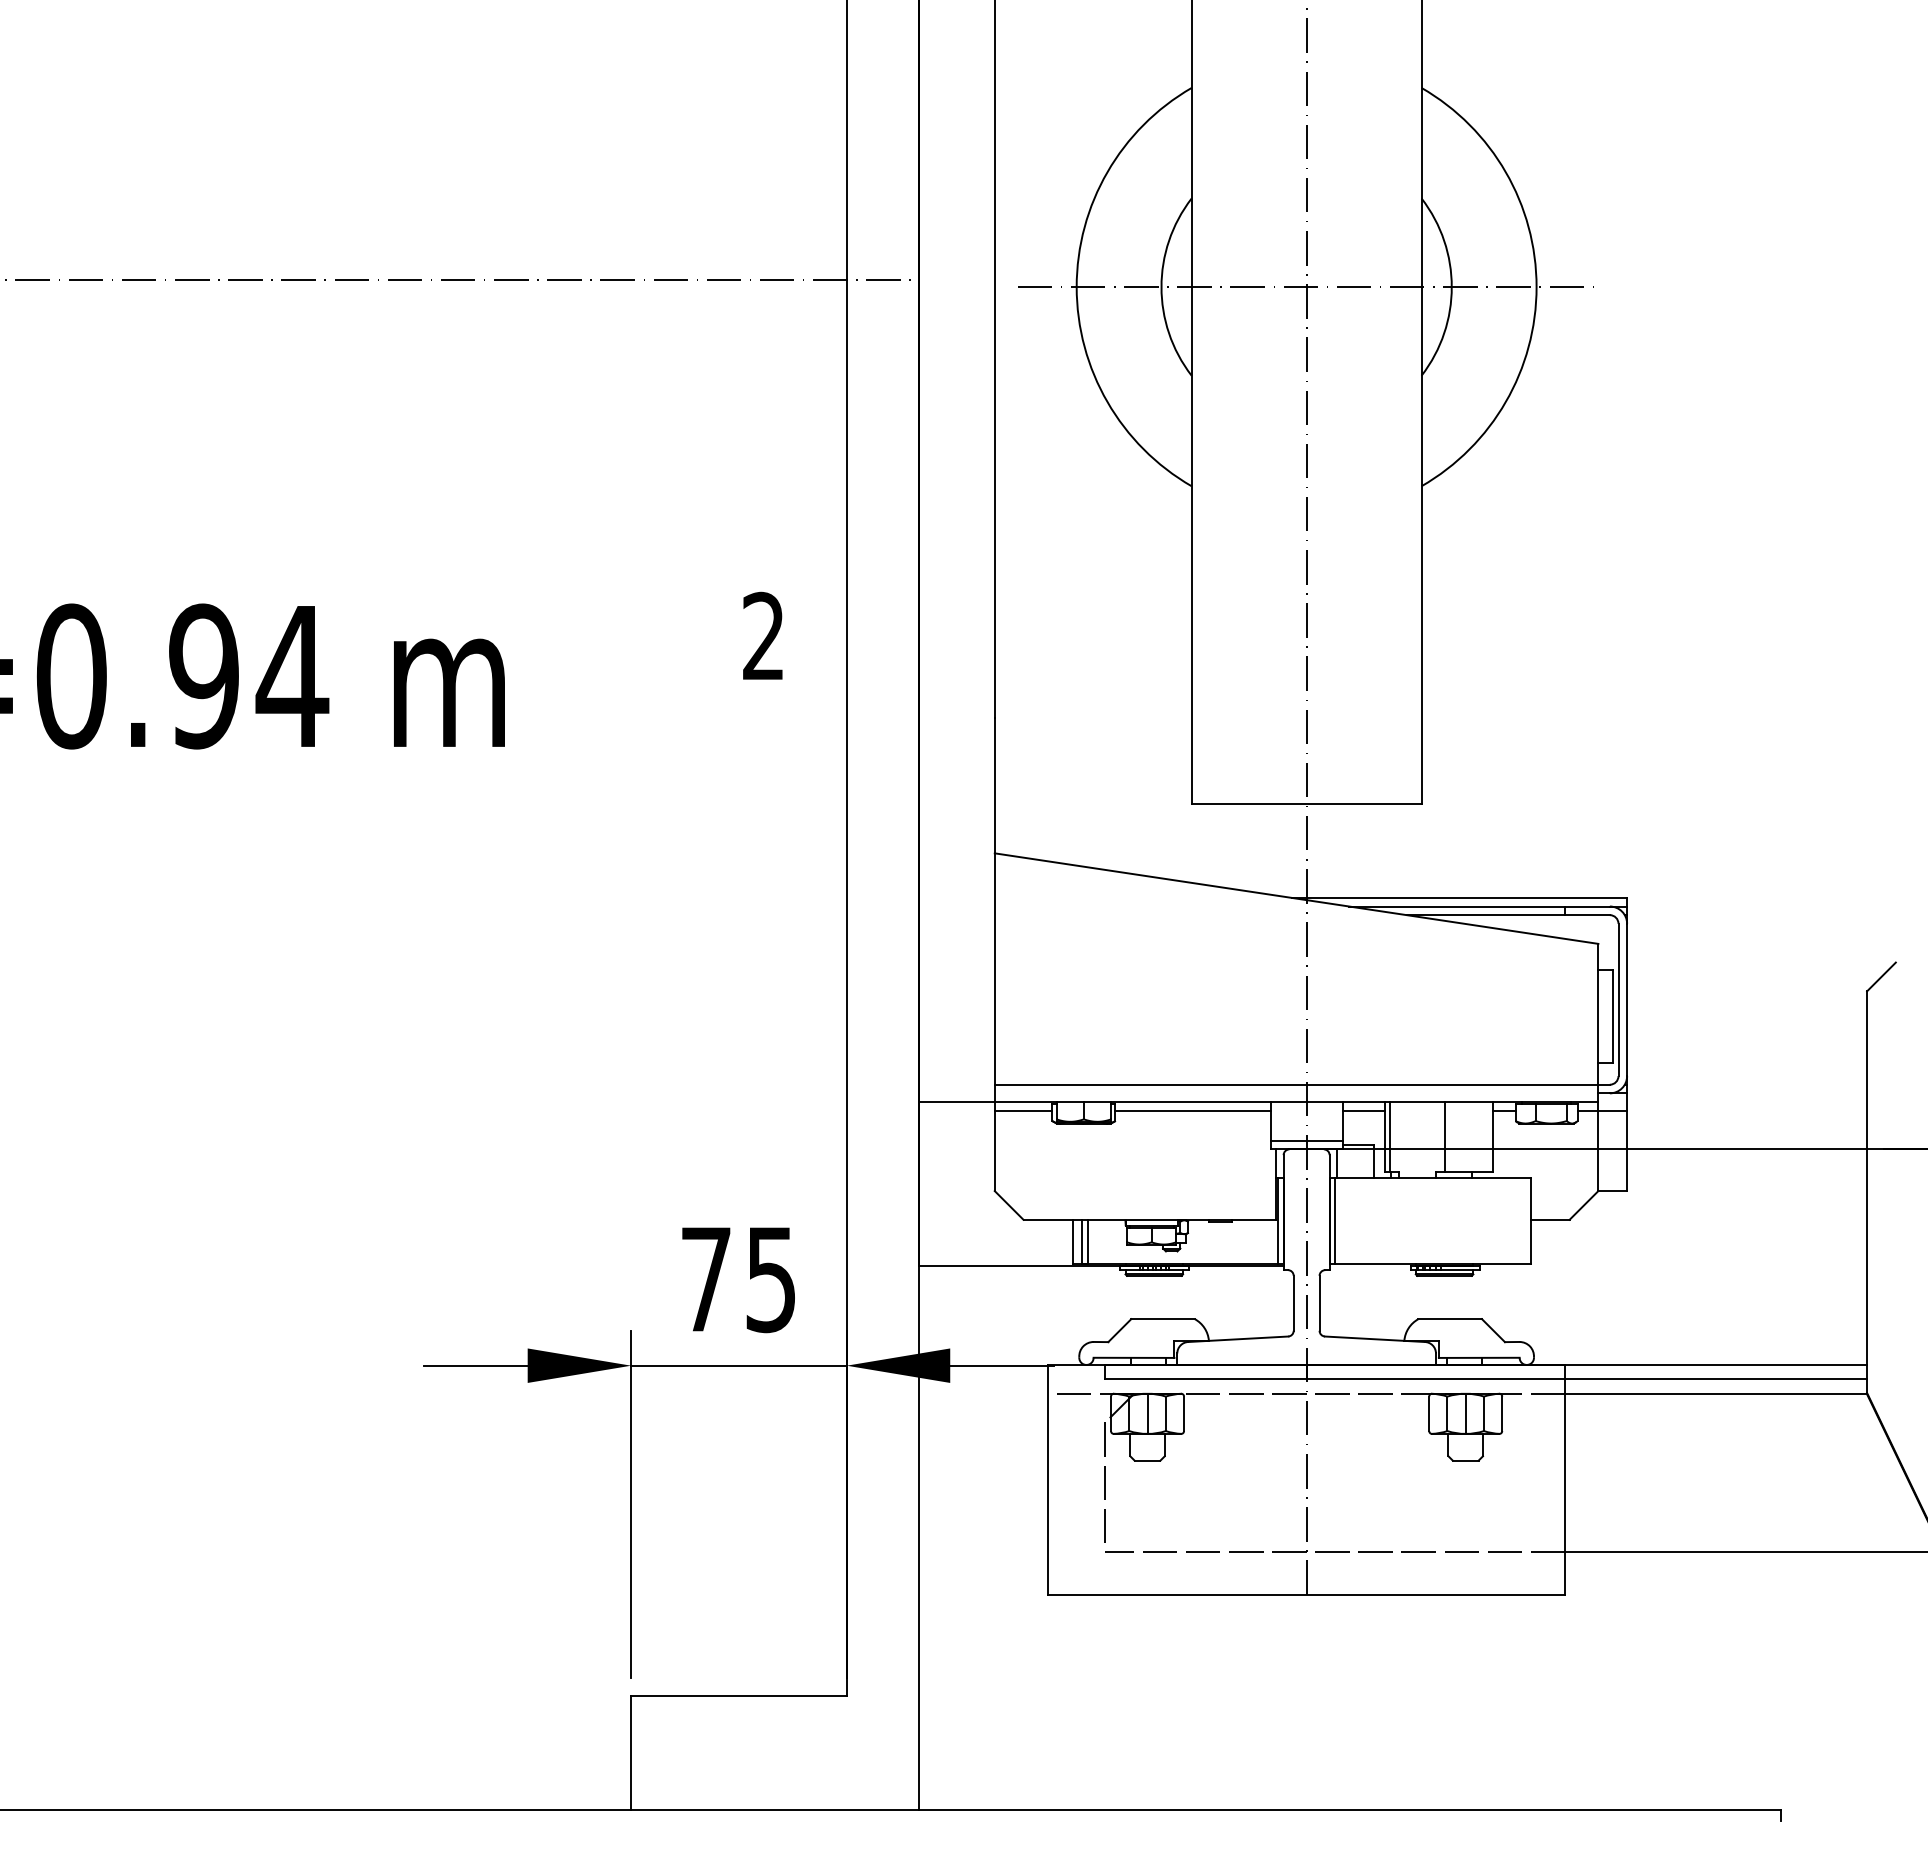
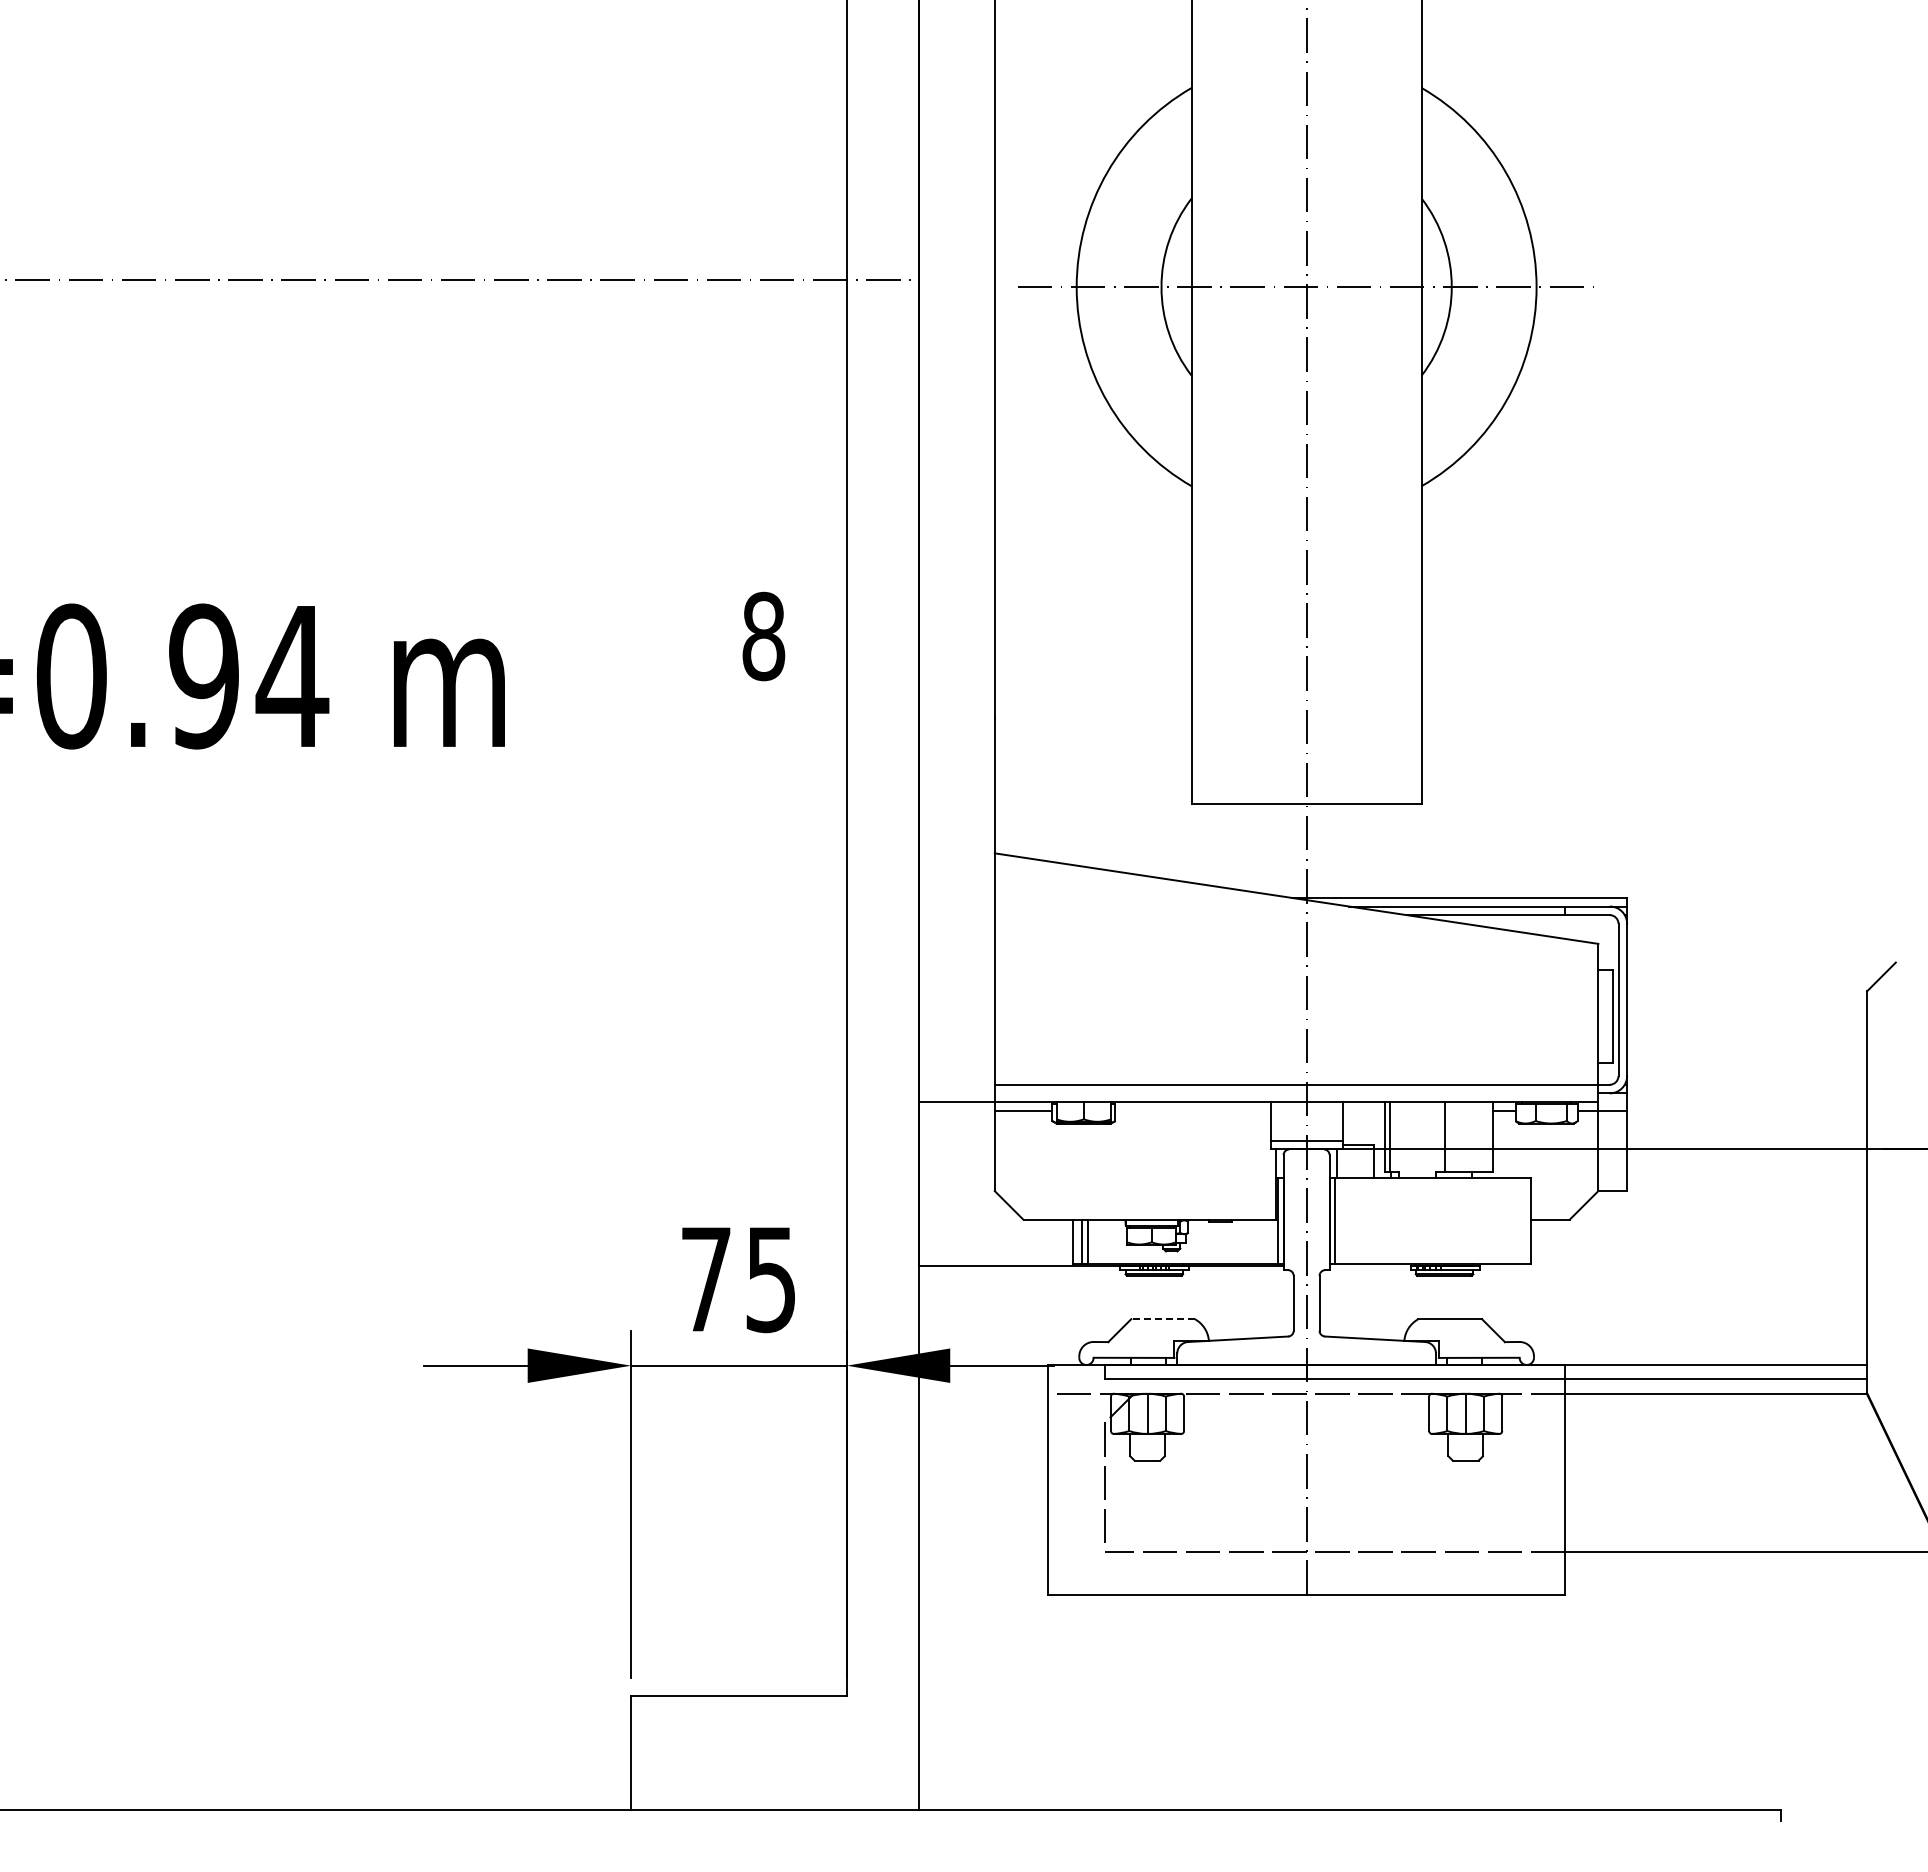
text: 2 -> 8 (763, 636)
line: present -> none (1192, 1110)
line: present -> none (1363, 1110)
line: solid -> dashed (1163, 1319)
